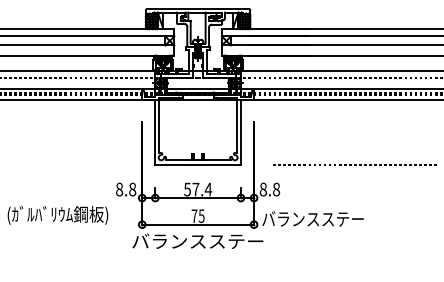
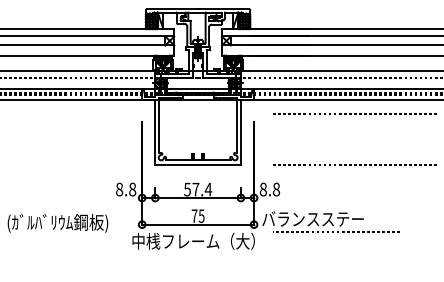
line: none -> present (354, 114)
text position: (57, 215) -> (57, 223) (57, 223)
line: none -> present (335, 232)
text: バランスステー -> 中桟フレーム（大） (197, 240)
